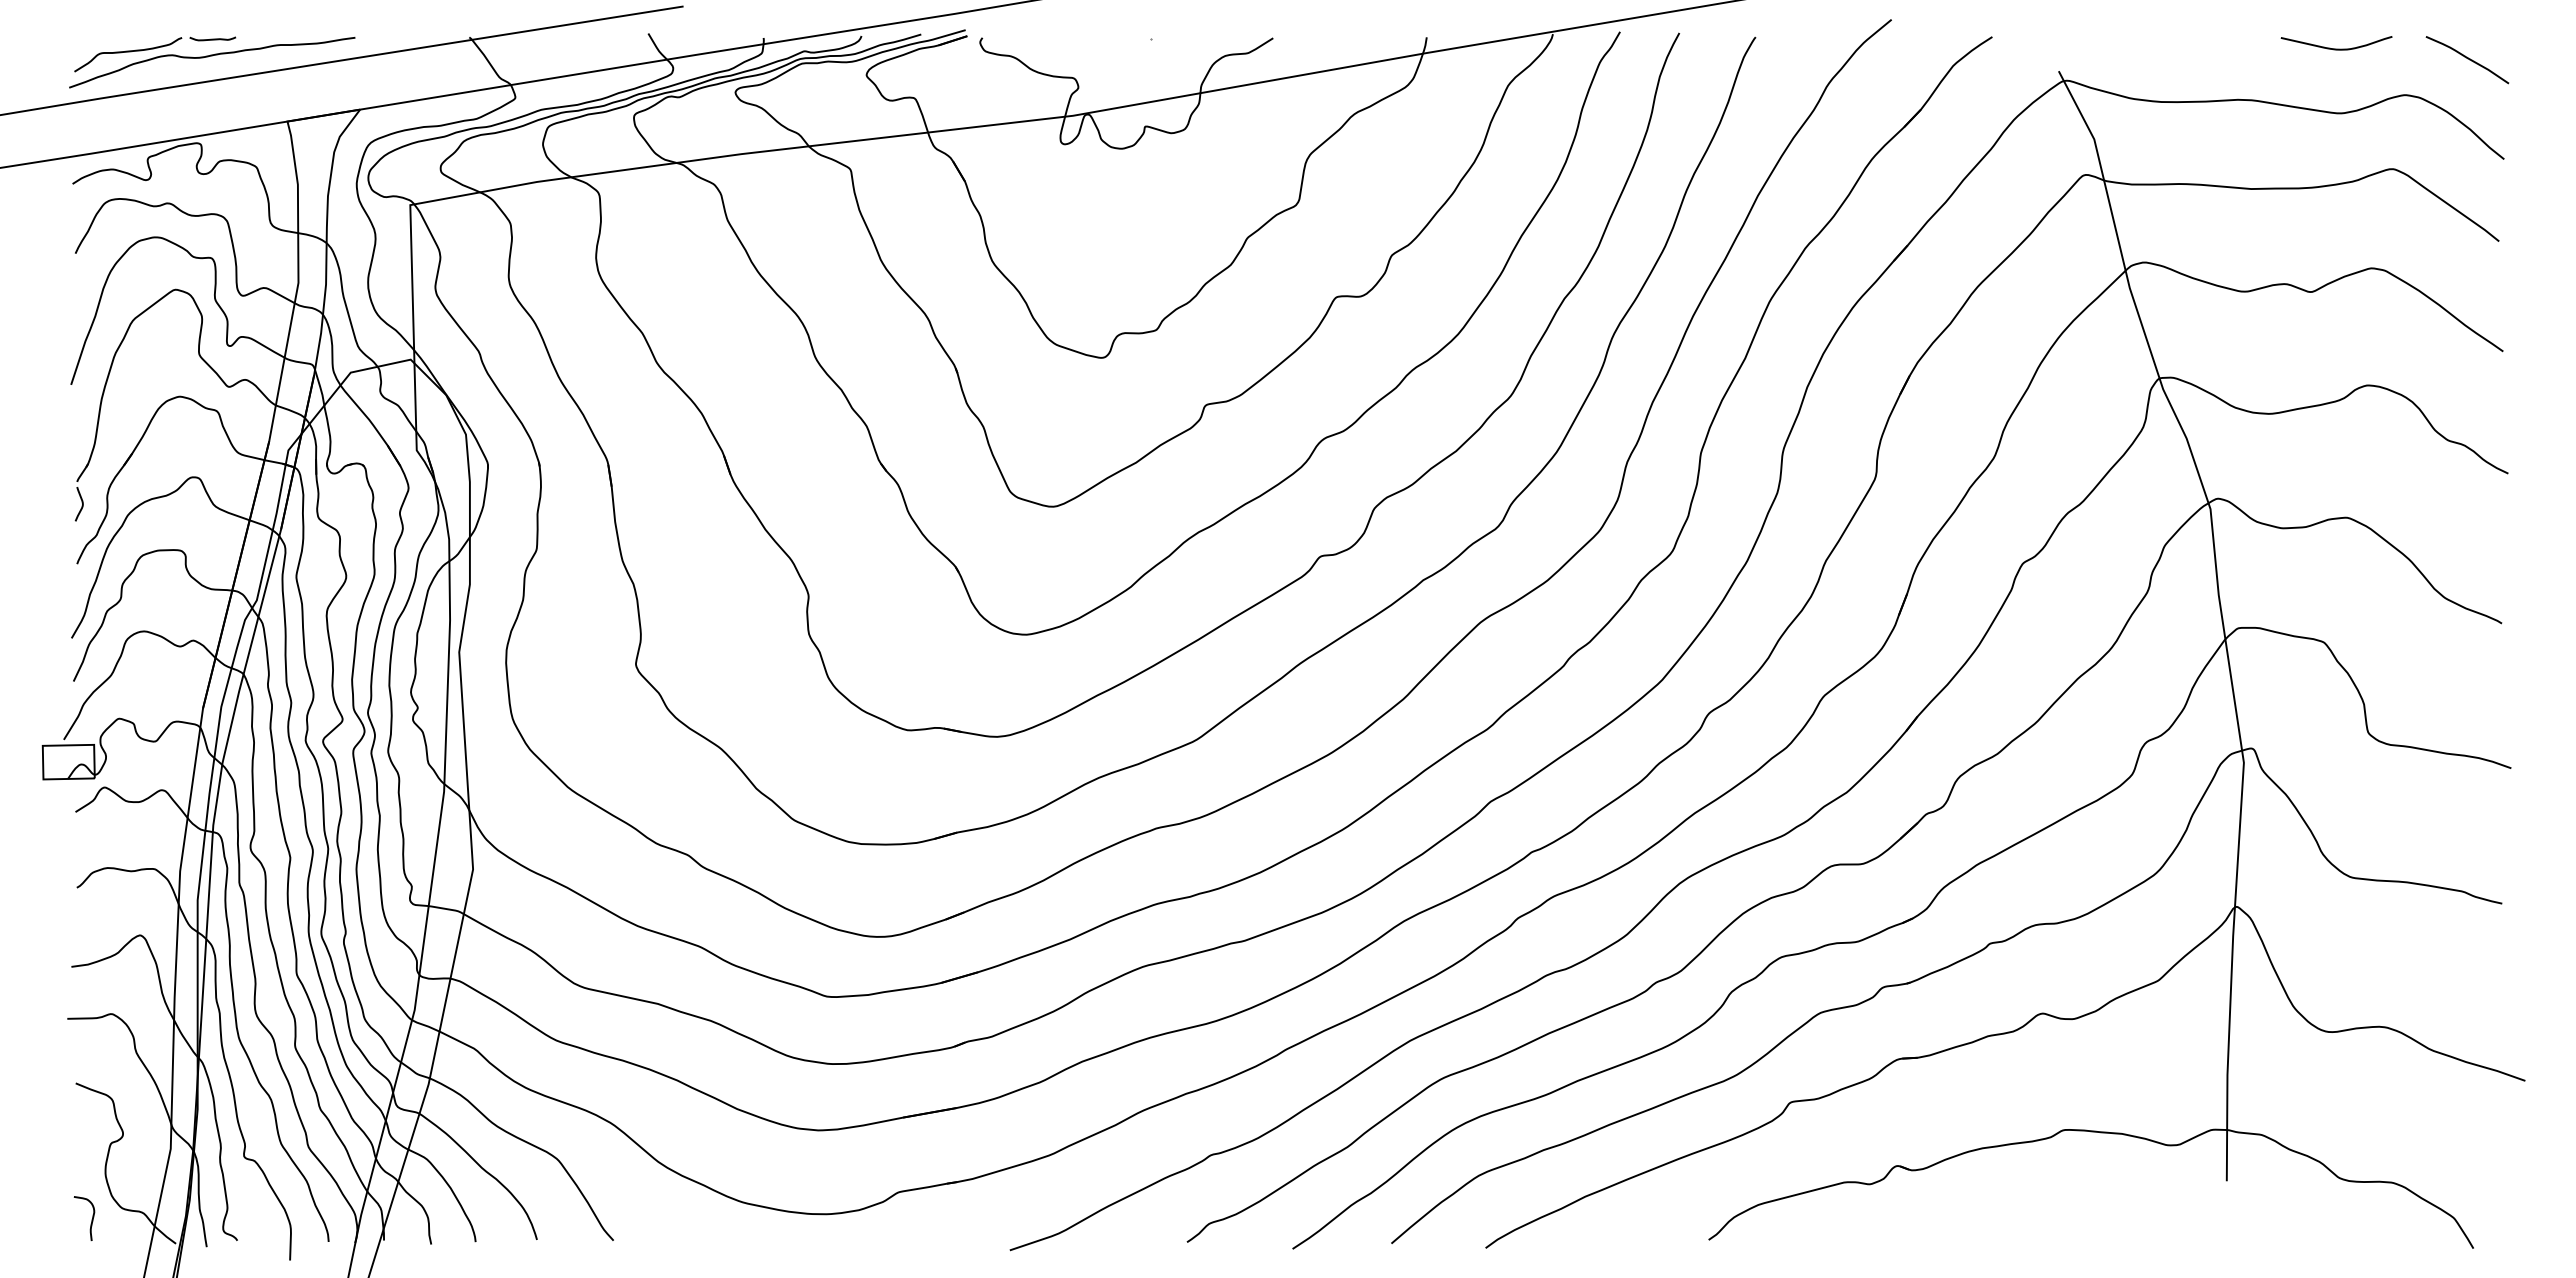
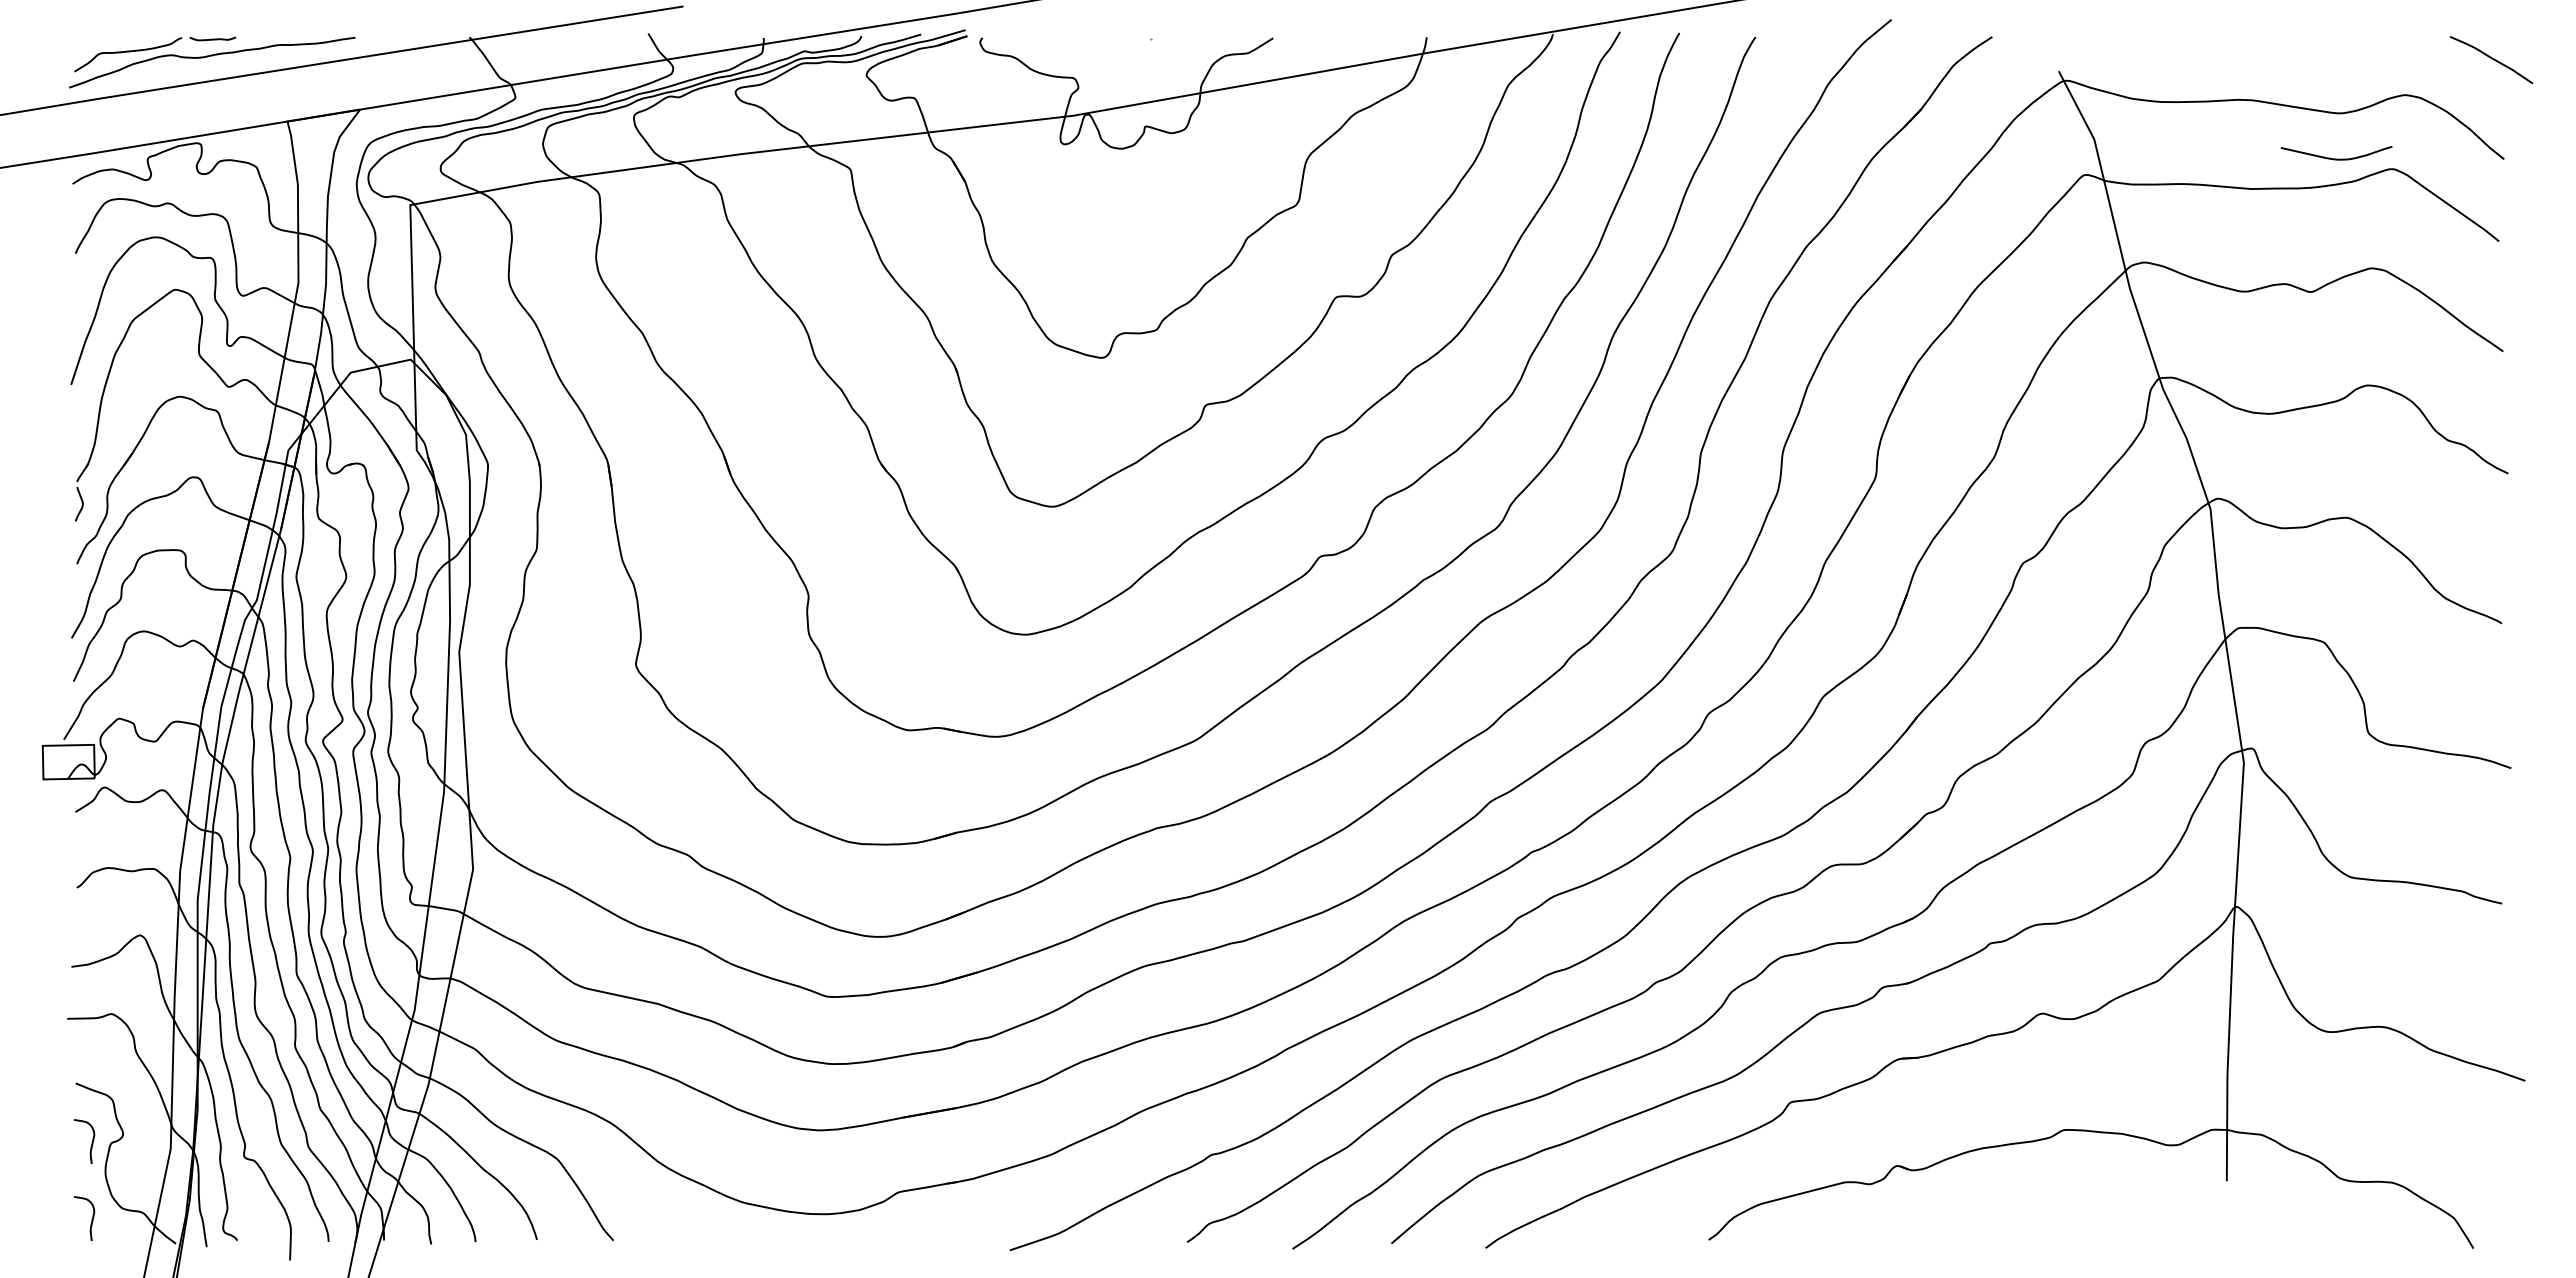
curve position: (2336, 48) -> (2336, 158) (2336, 158)
curve position: (2467, 59) -> (2491, 59) (2491, 59)
curve: none -> present (91, 1142)
